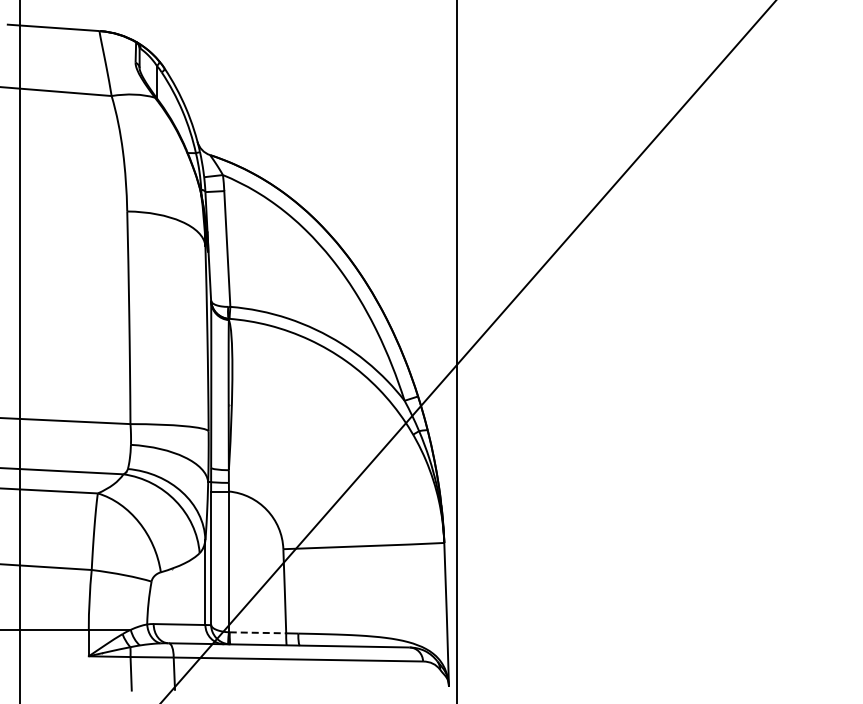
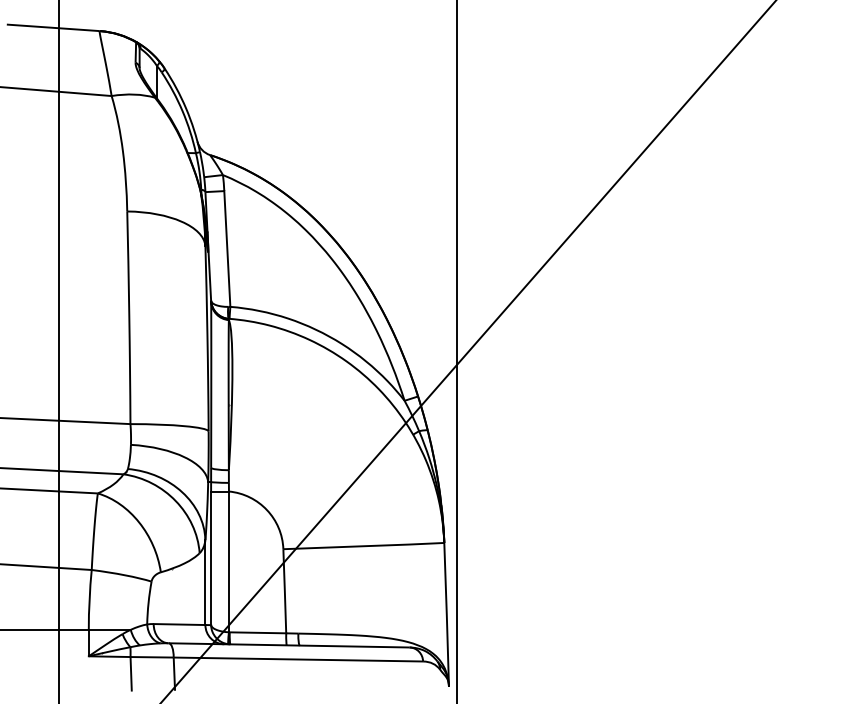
line position: (19, 351) -> (58, 351) (58, 351)
line: dashed -> solid (258, 632)
